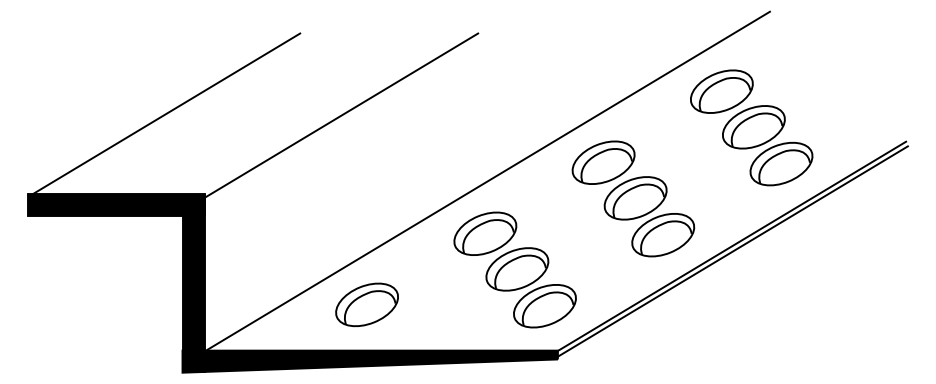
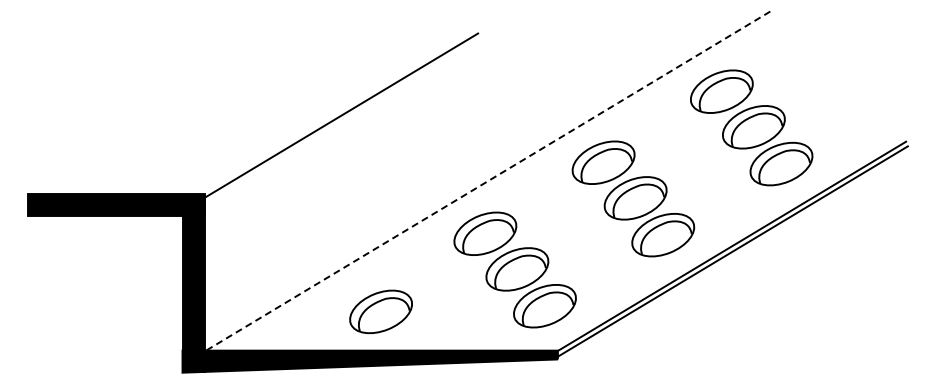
line: present -> none (165, 114)
line: solid -> dashed (489, 180)
part position: (366, 304) -> (380, 311) (380, 311)
